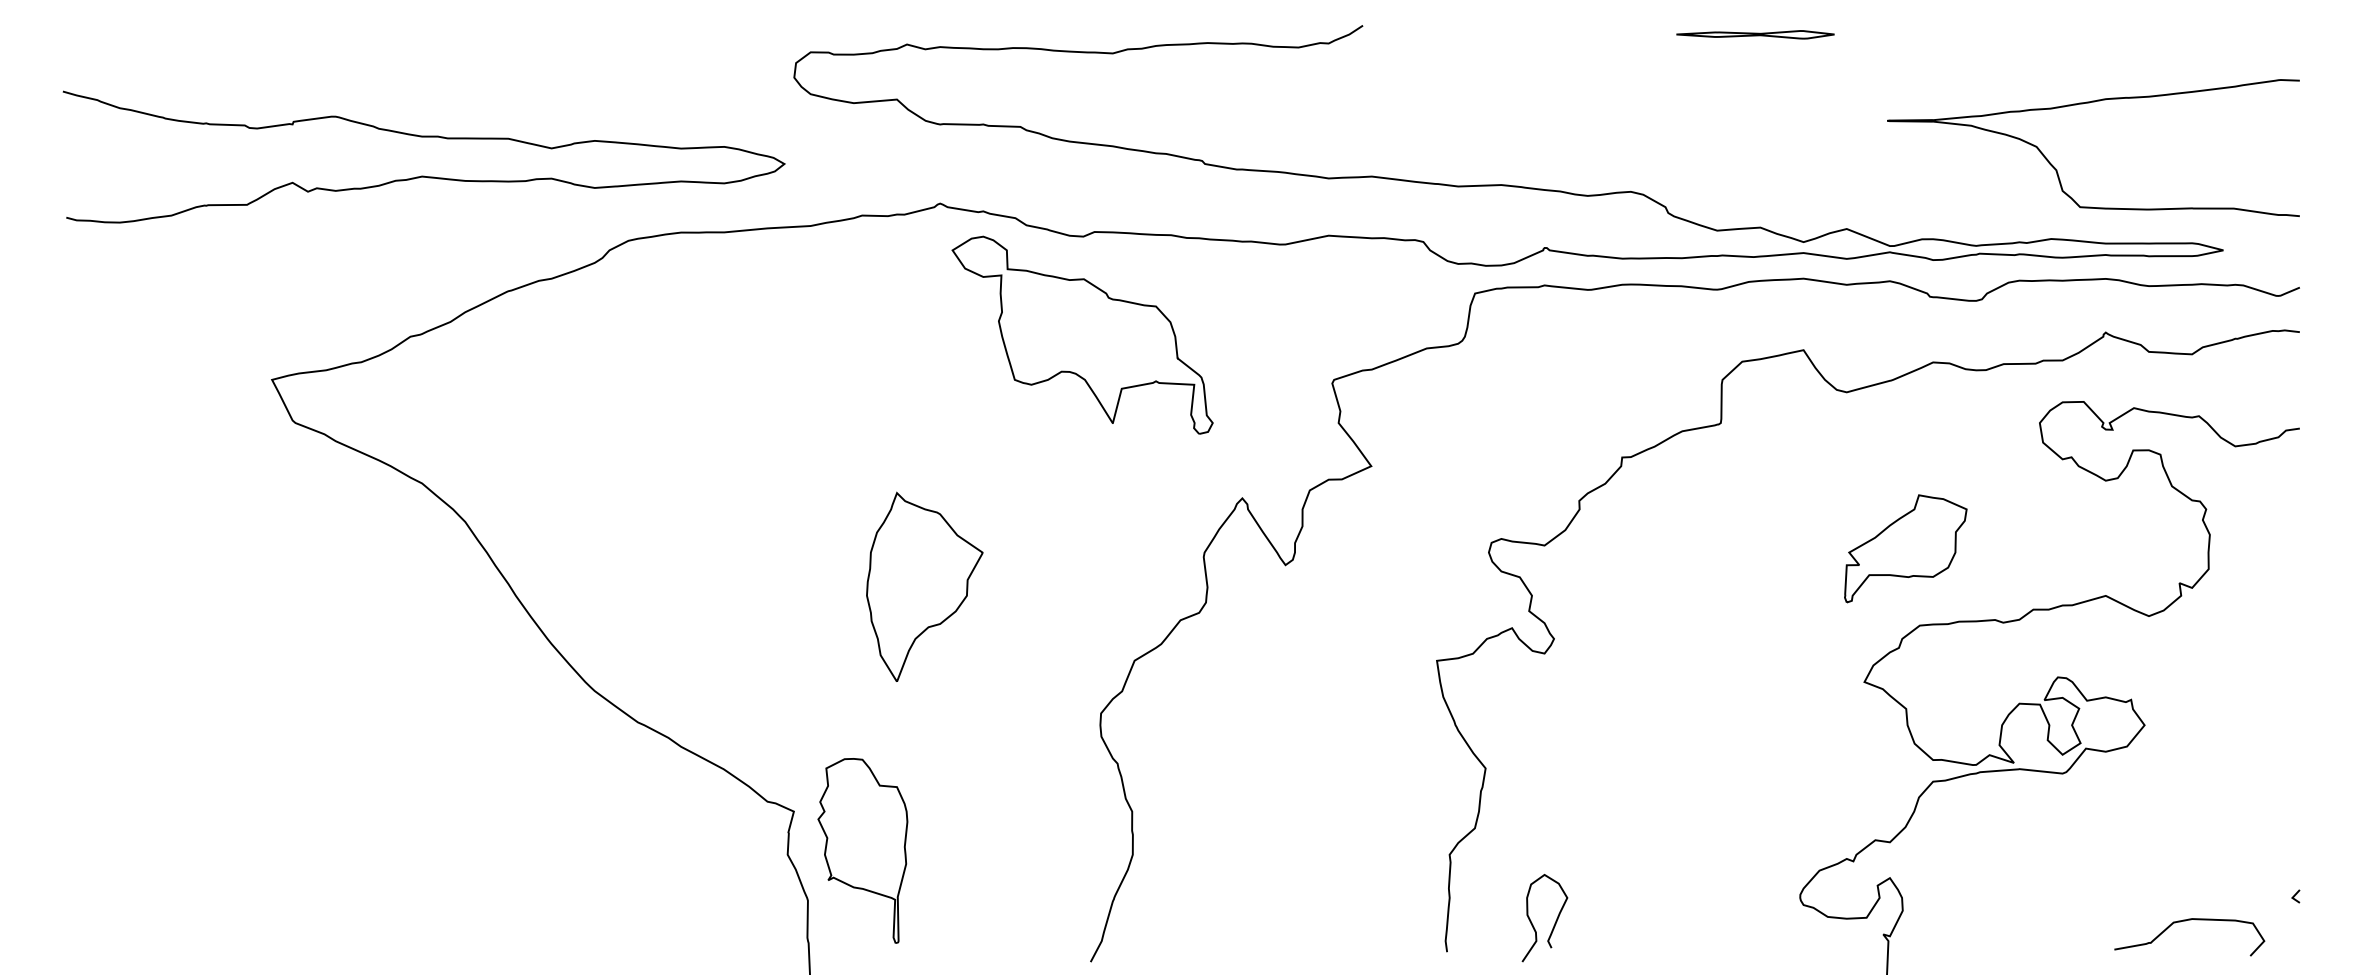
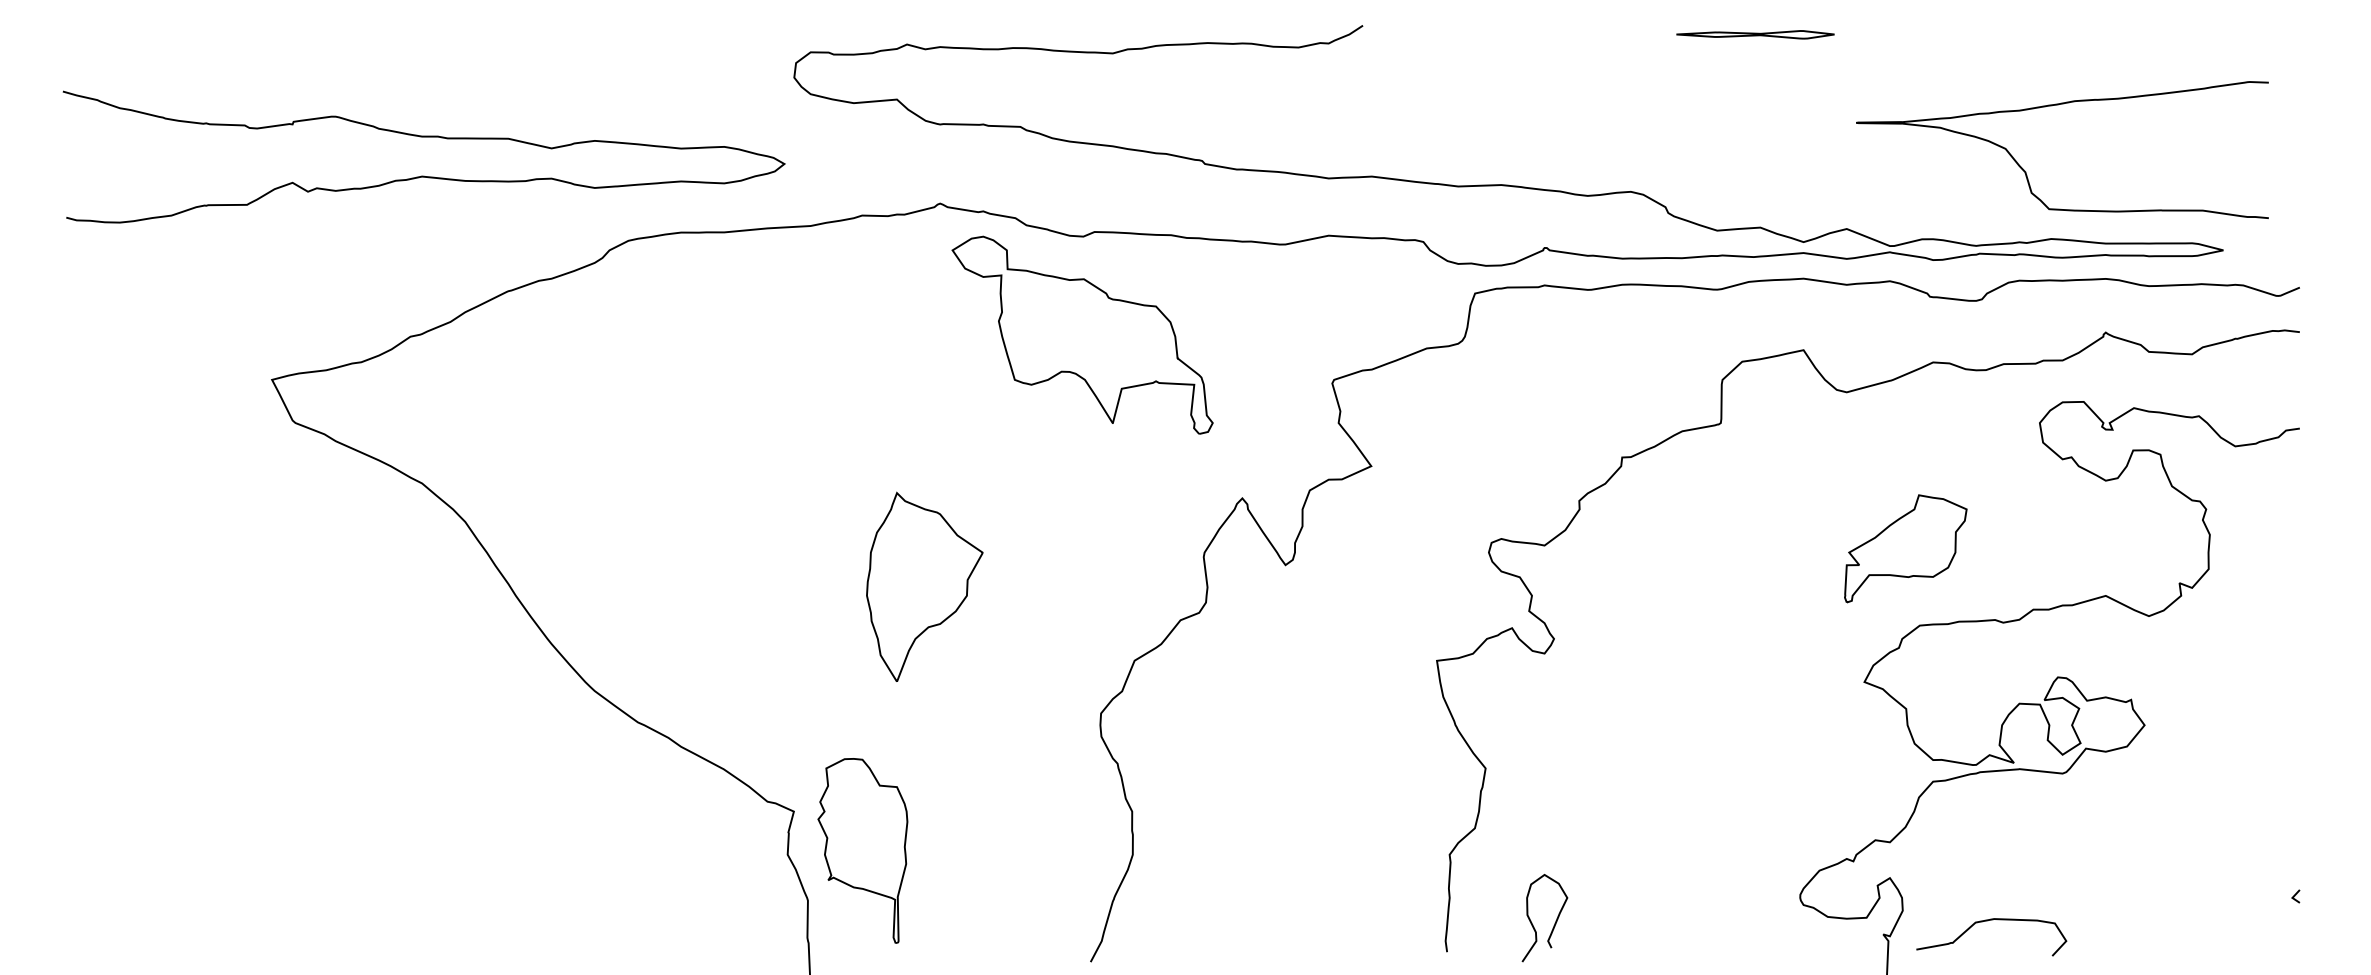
curve position: (2056, 168) -> (2025, 170) (2025, 170)
curve position: (2185, 921) -> (1987, 921) (1987, 921)
